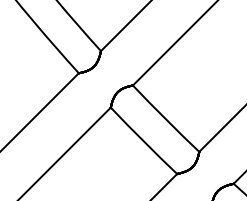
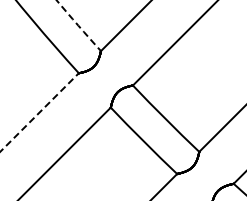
arc: solid -> dashed (78, 25)
line: solid -> dashed (39, 112)
